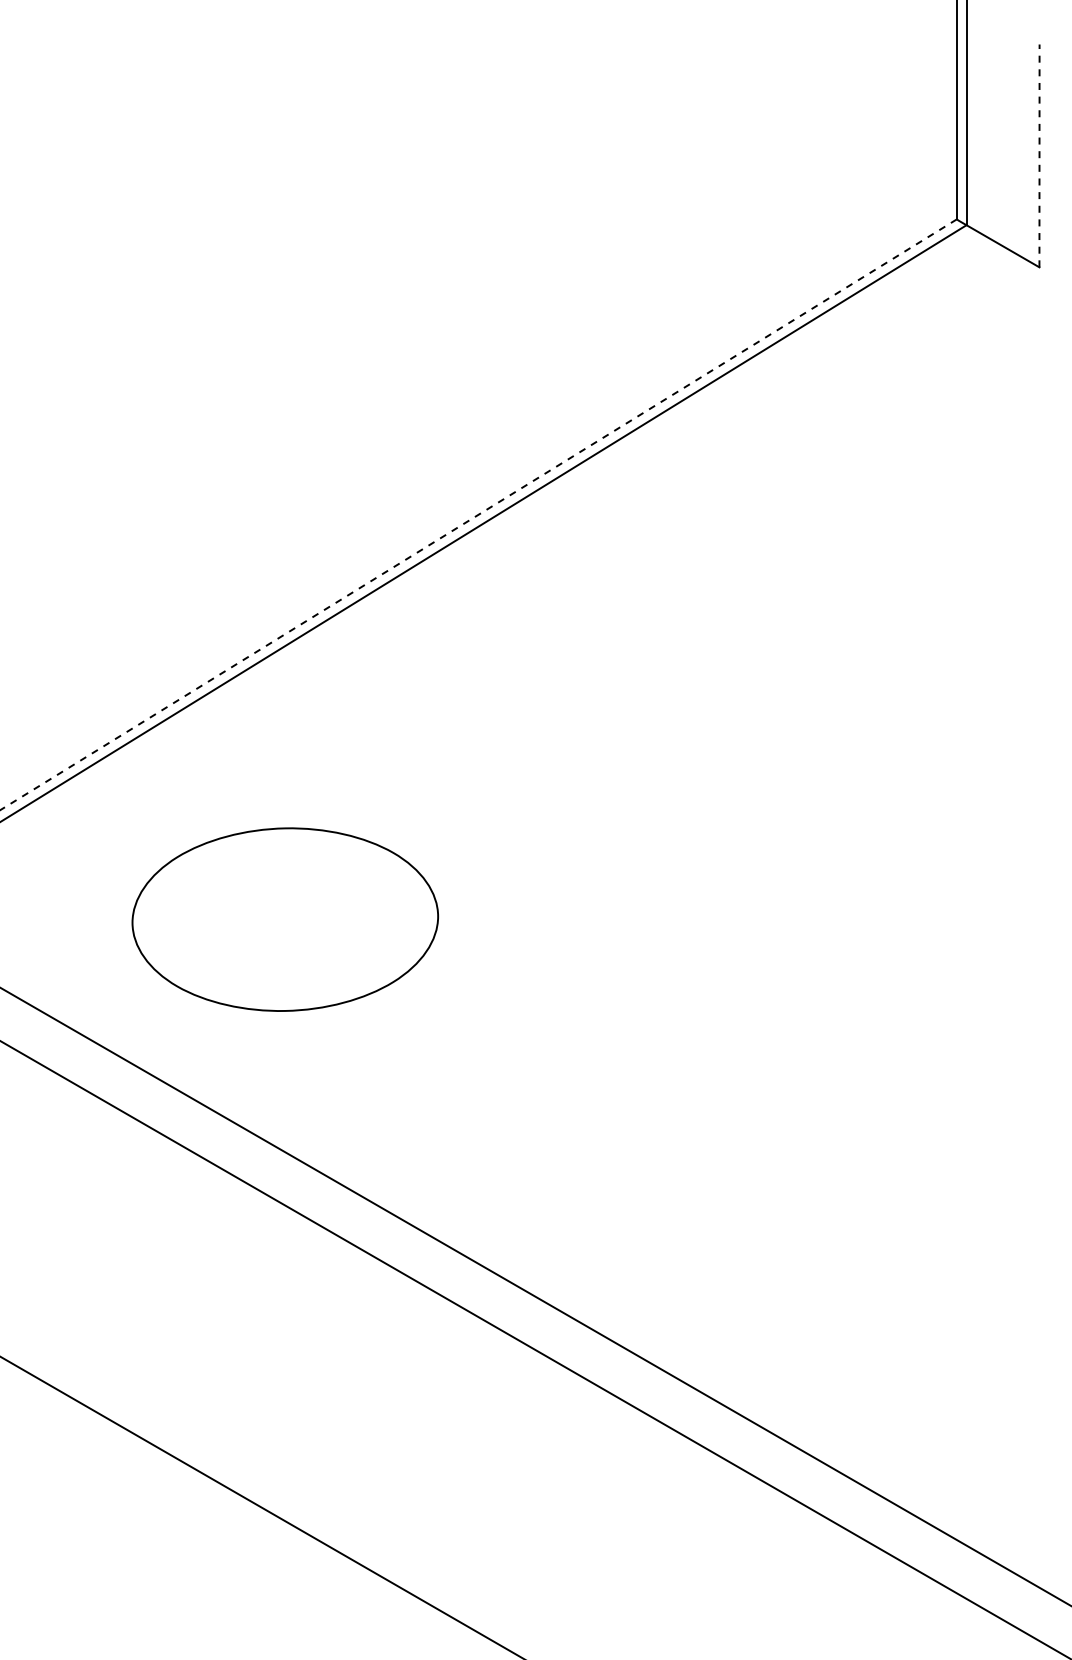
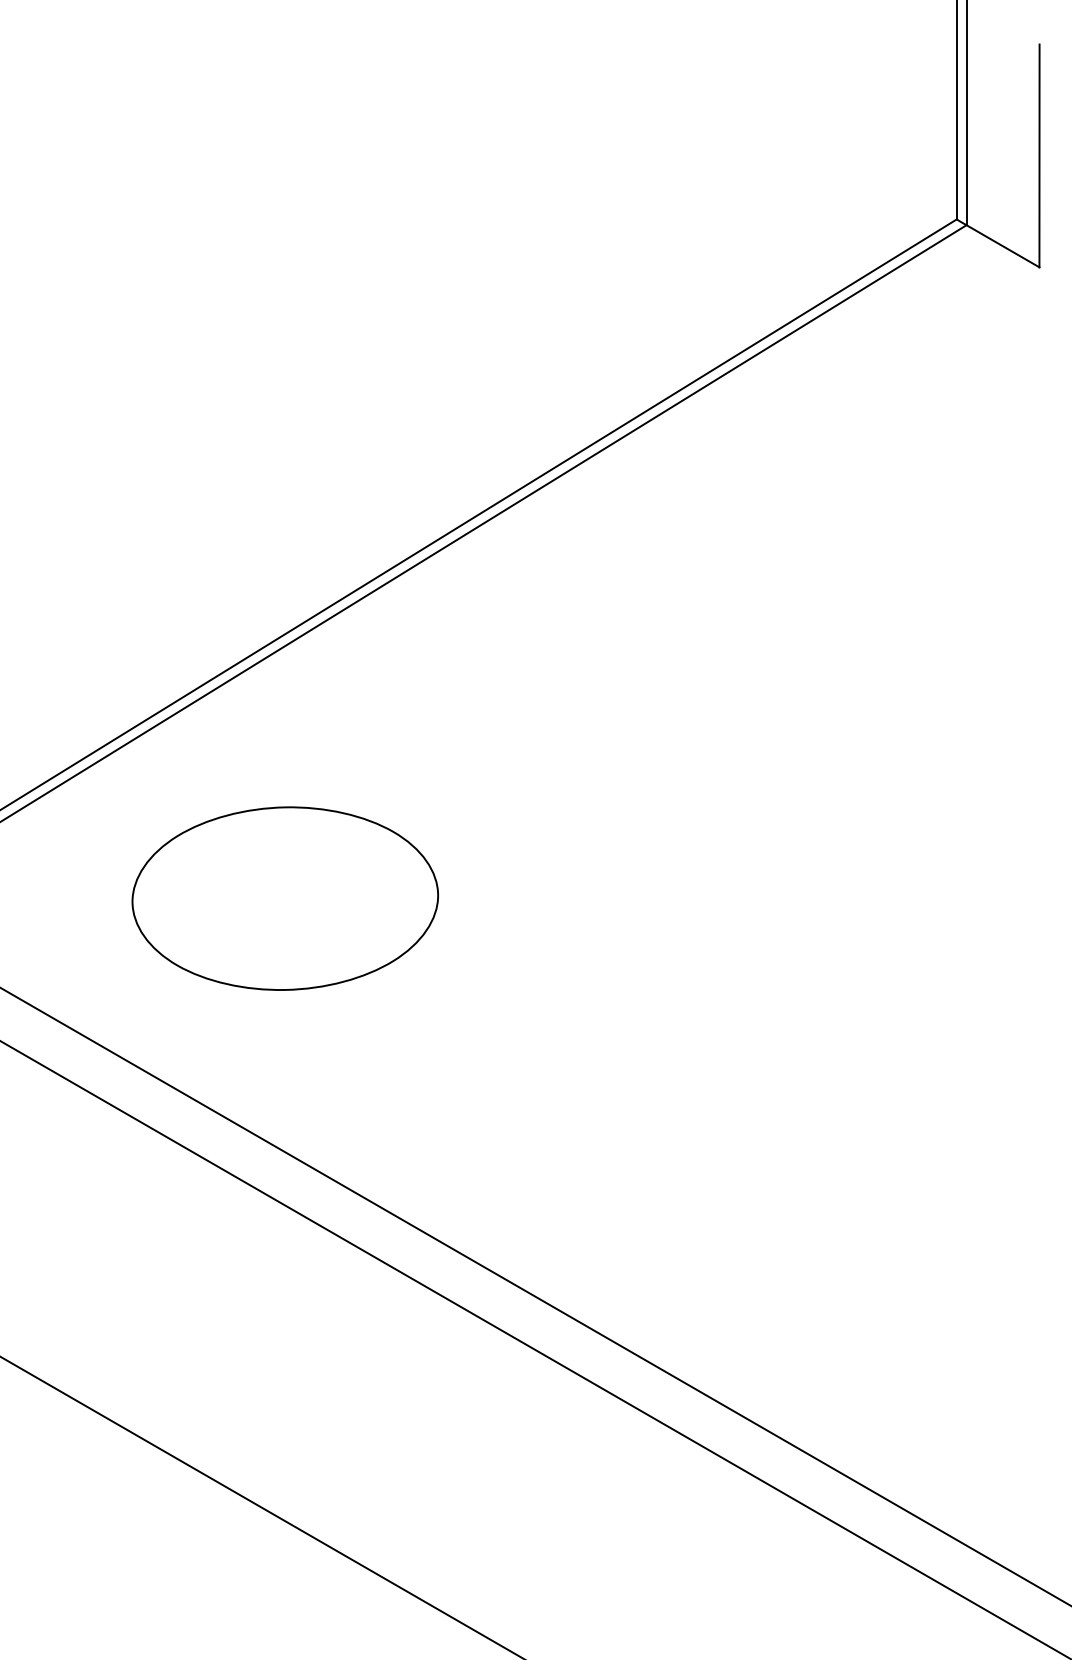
line: dashed -> solid (1039, 155)
line: dashed -> solid (478, 514)
part position: (284, 919) -> (284, 898) (284, 898)
